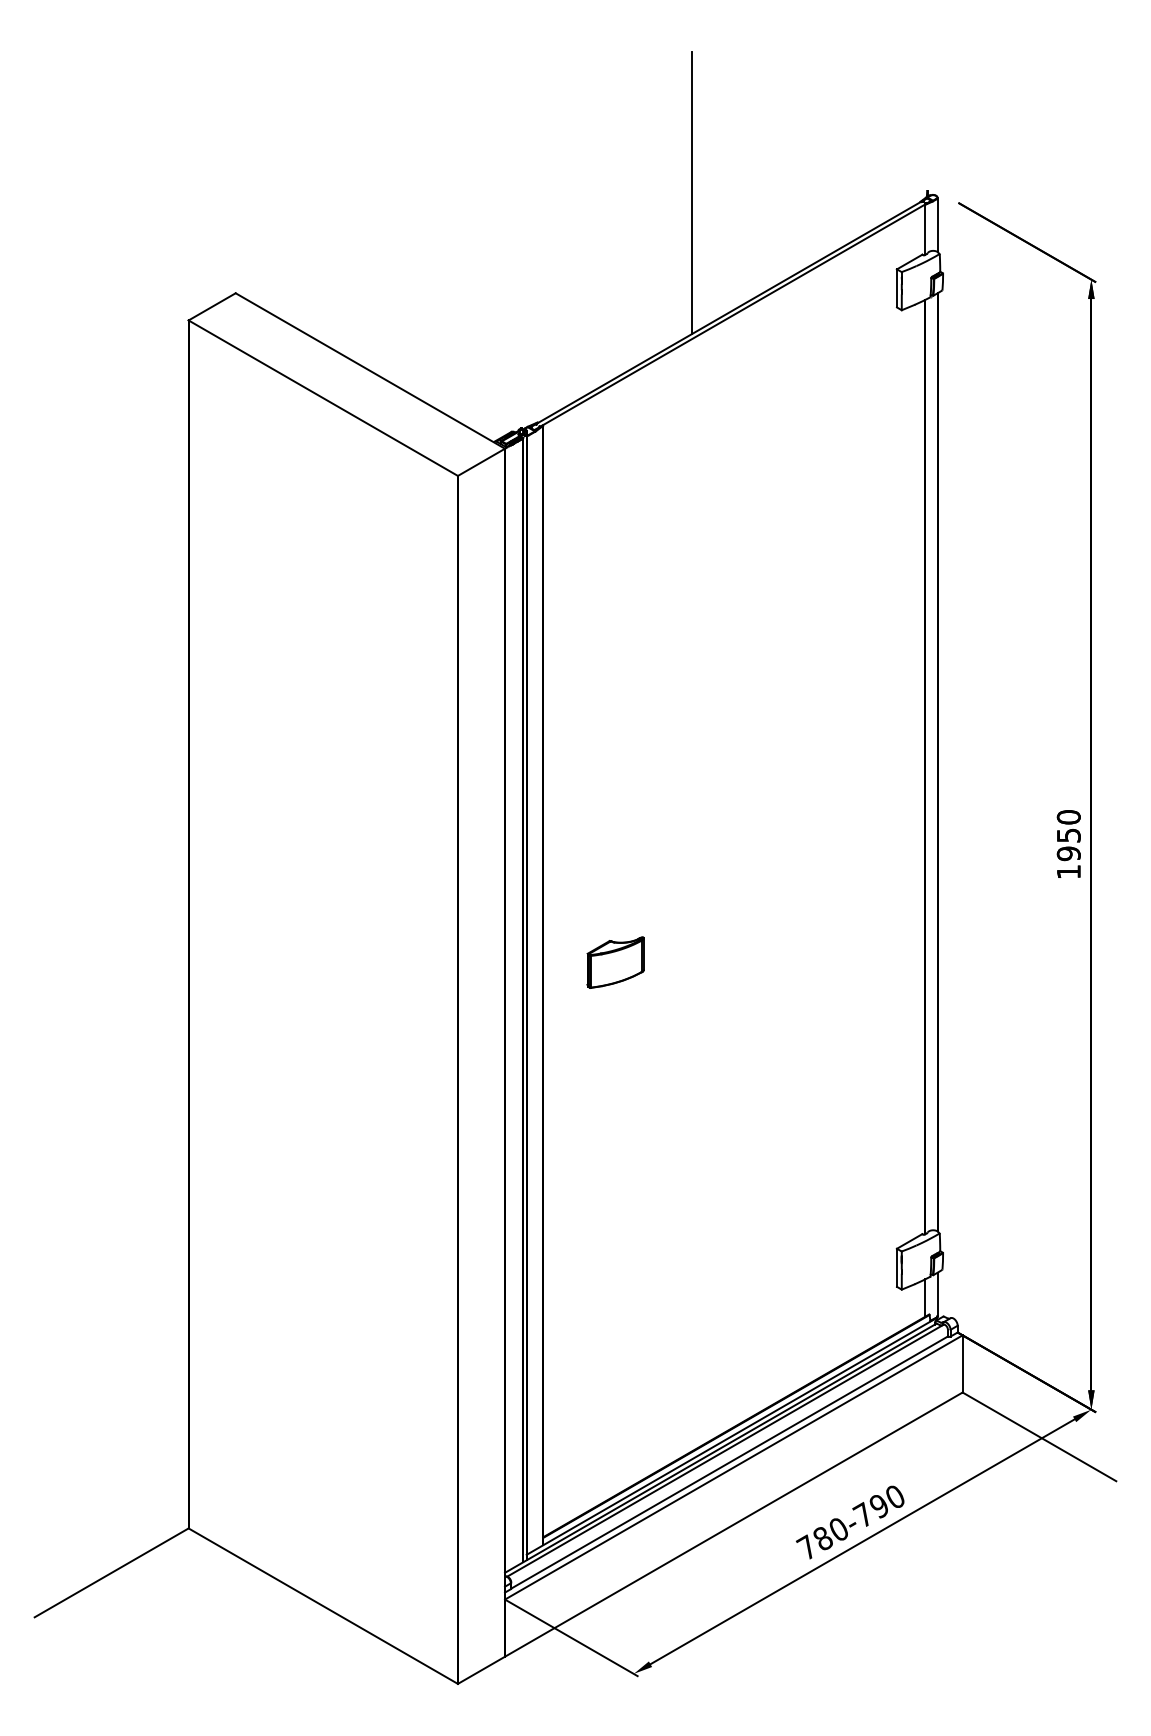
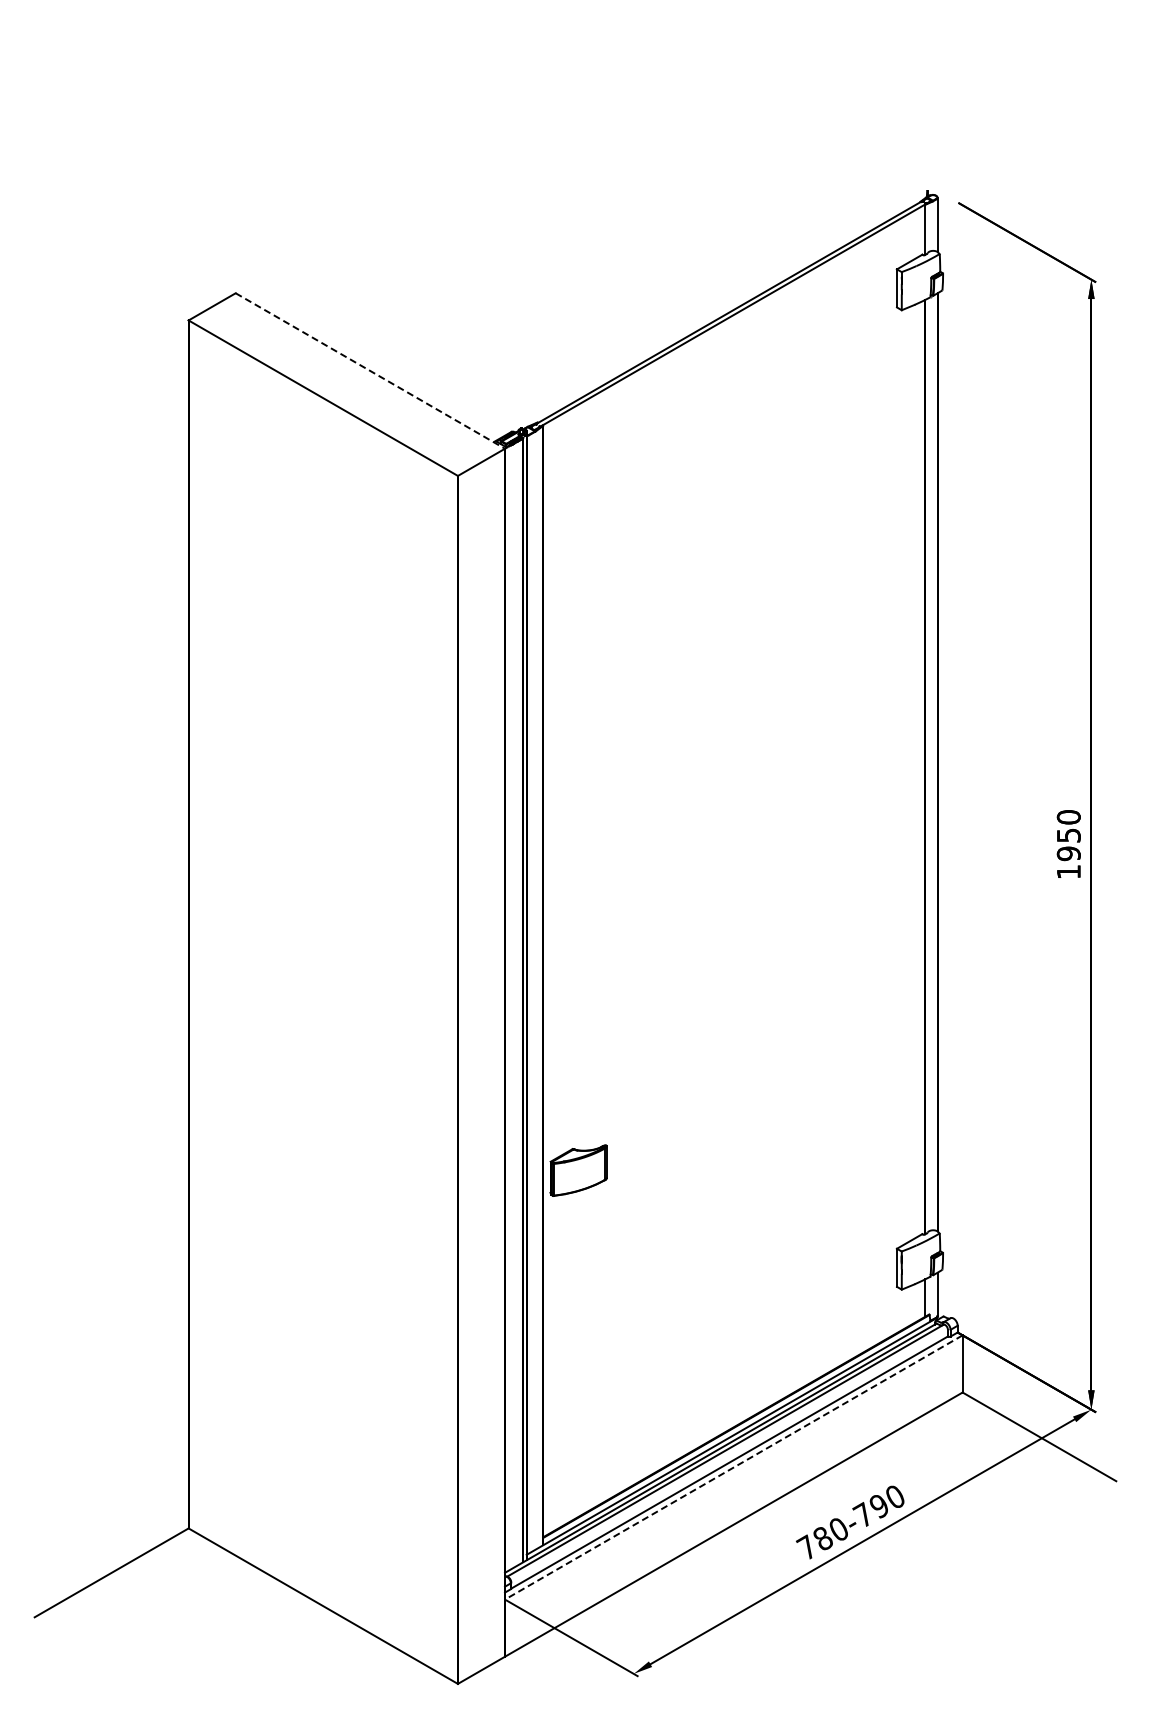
line: present -> none (691, 193)
line: solid -> dashed (370, 371)
part position: (615, 962) -> (578, 1170) (578, 1170)
line: solid -> dashed (733, 1467)
